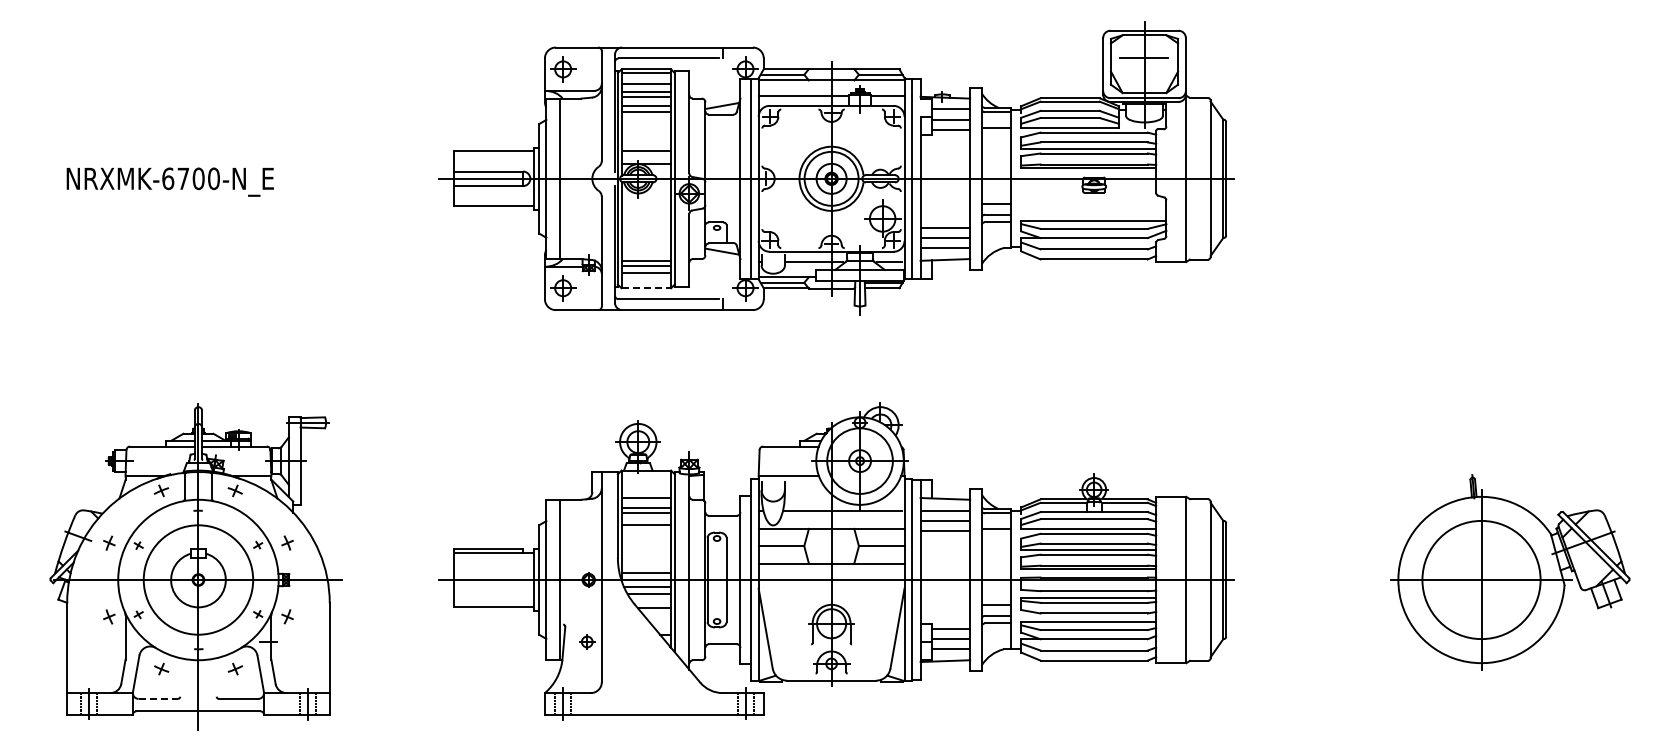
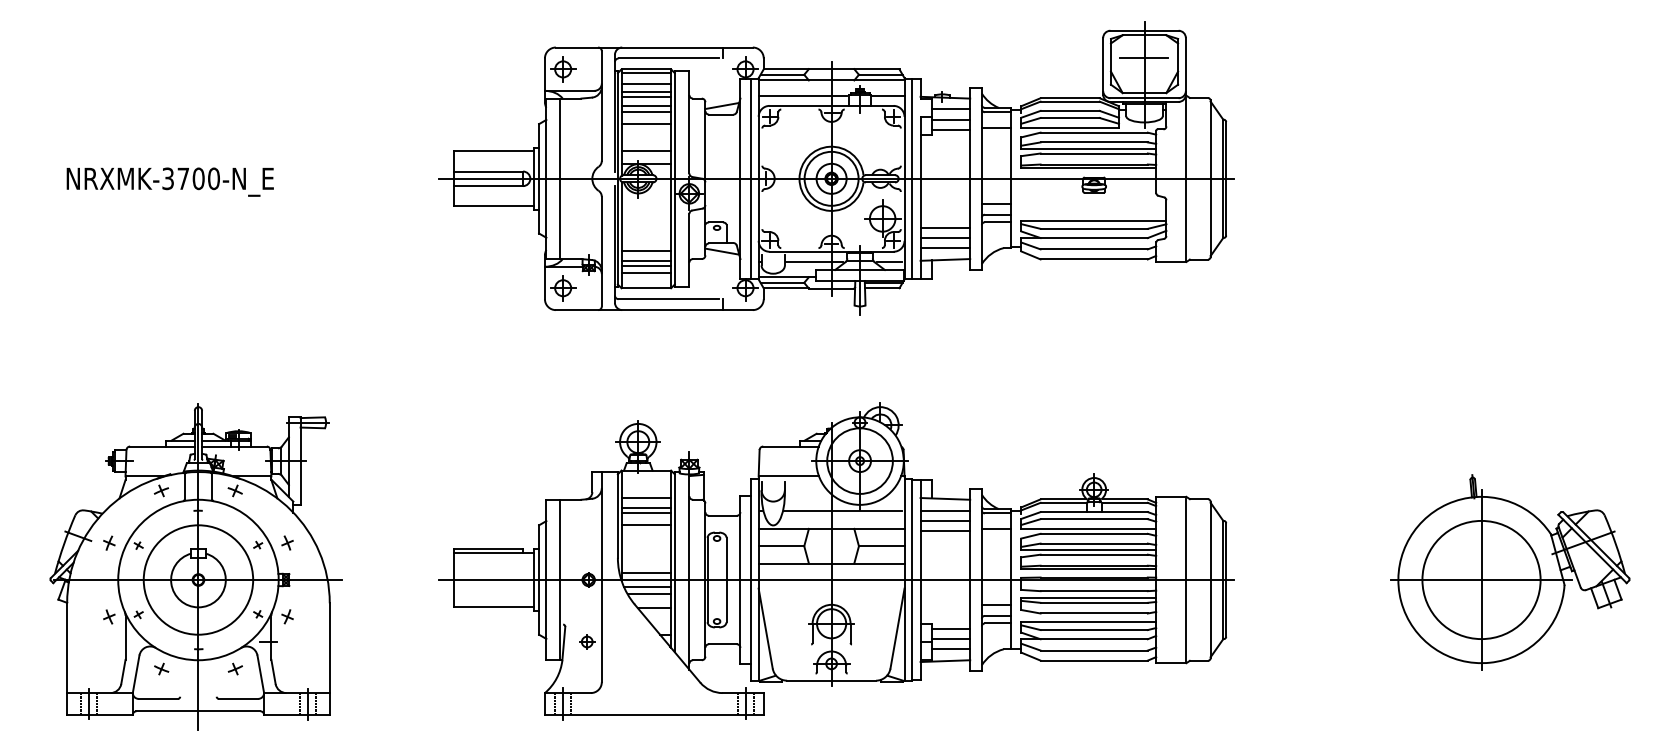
line: none -> present (646, 123)
text: NRXMK-6700-N_E -> NRXMK-3700-N_E (168, 178)
line: none -> present (646, 251)
line: dashed -> solid (646, 288)
line: dashed -> solid (158, 698)
